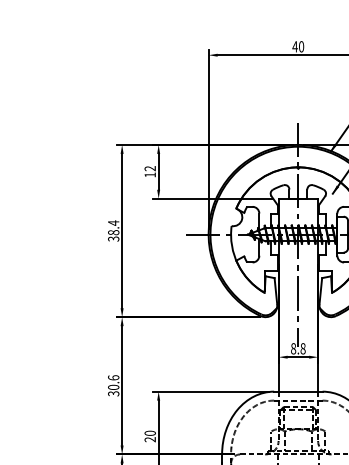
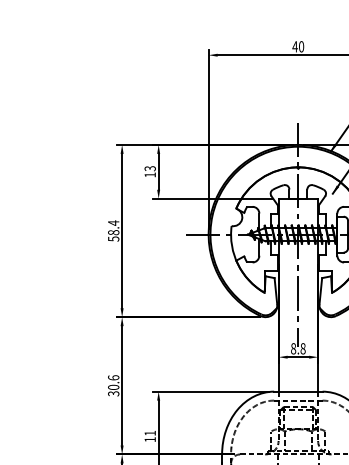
text: 12 -> 13 (150, 168)
text: 38.4 -> 58.4 (113, 238)
text: 20 -> 11 (149, 436)
